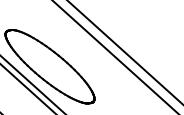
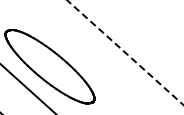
line: solid -> dashed (125, 52)
line: present -> none (115, 56)
line: present -> none (32, 84)
